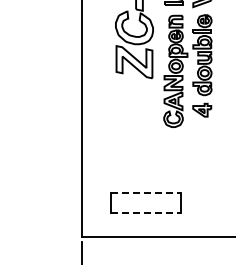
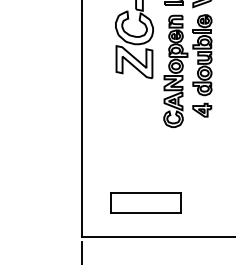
line: dashed -> solid (146, 192)
line: dashed -> solid (146, 213)
